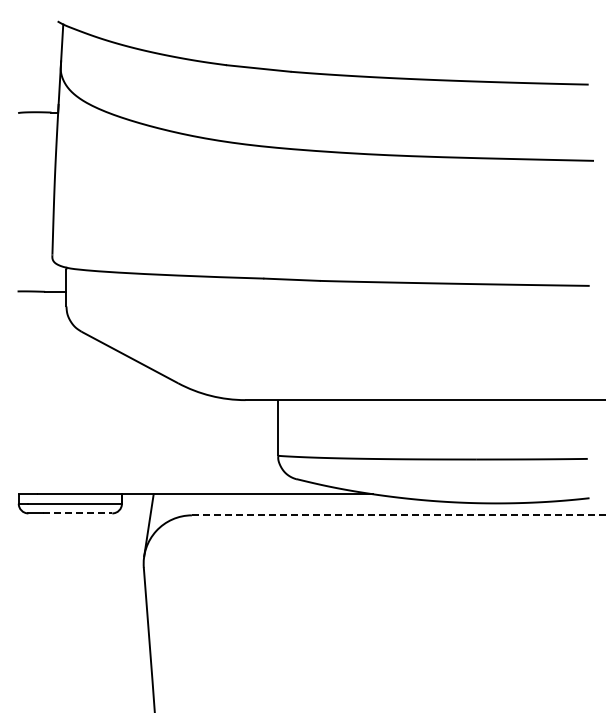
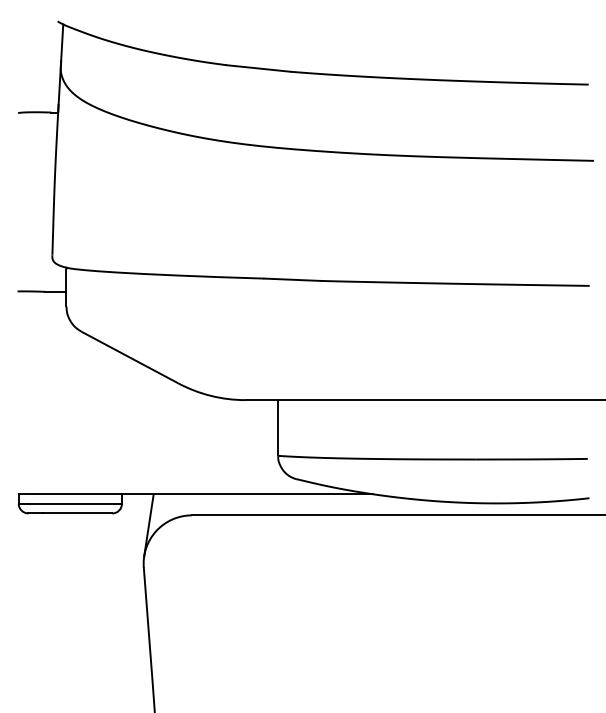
line: dashed -> solid (77, 513)
line: dashed -> solid (398, 515)
